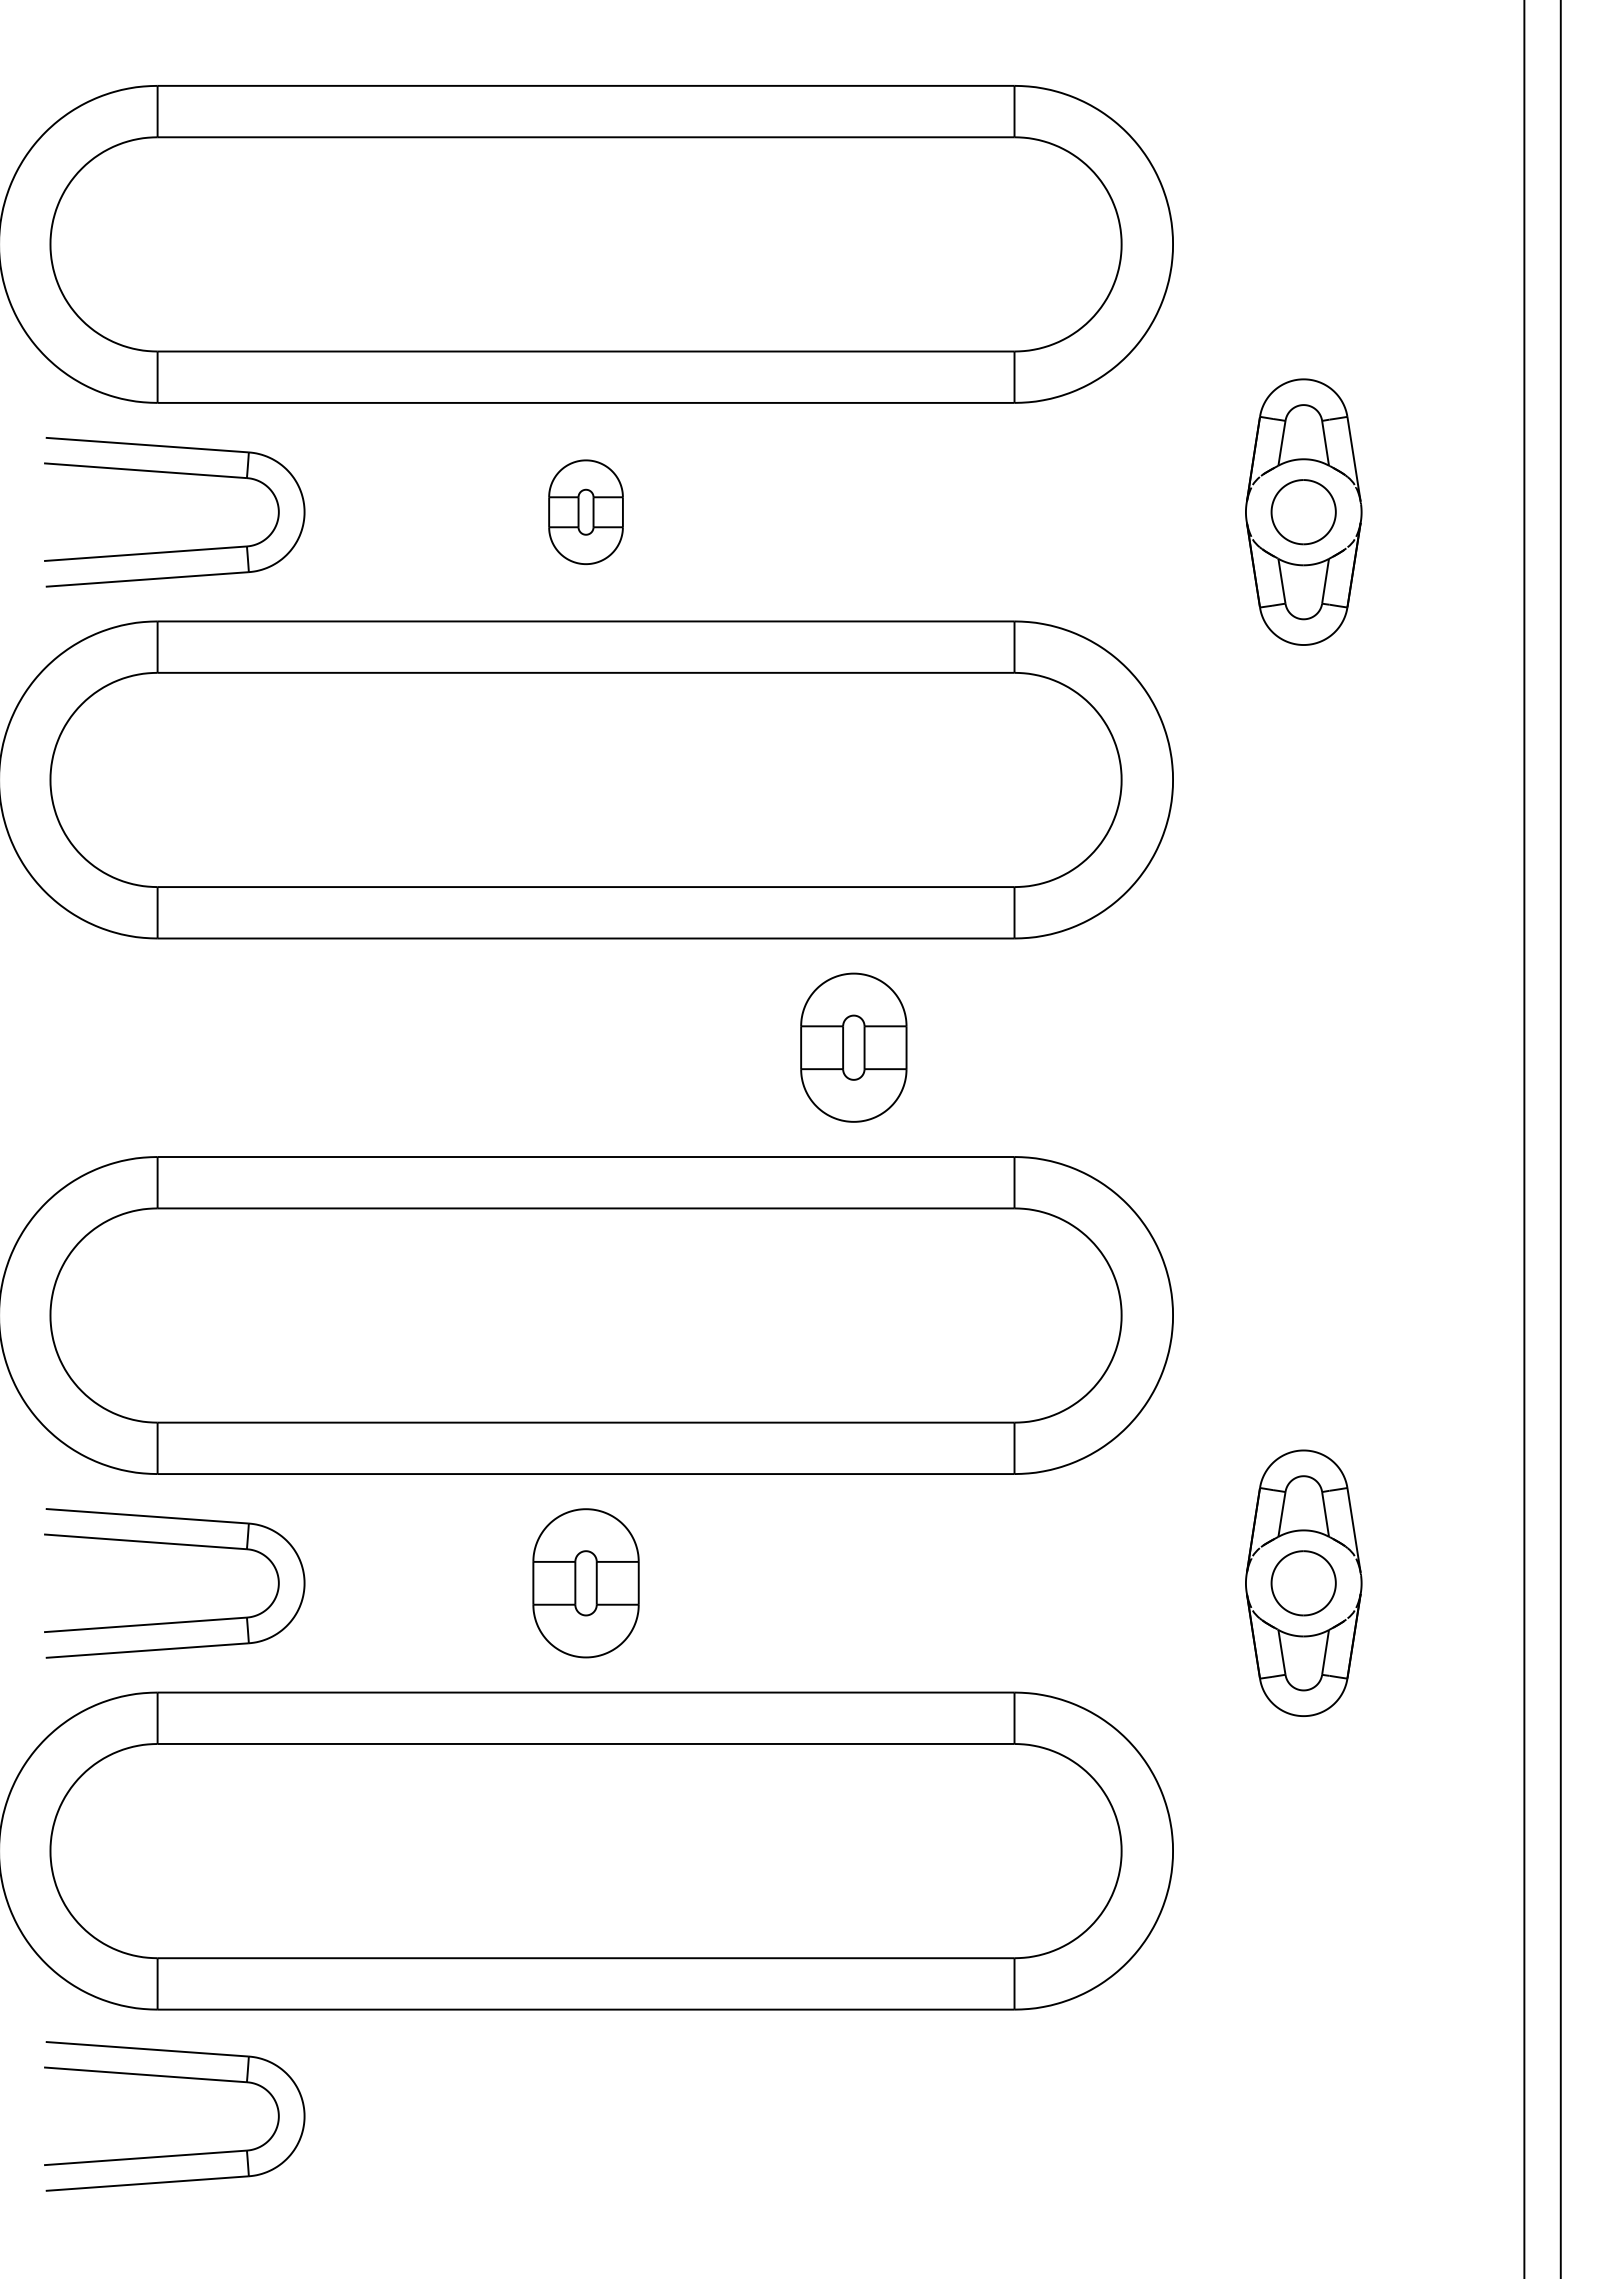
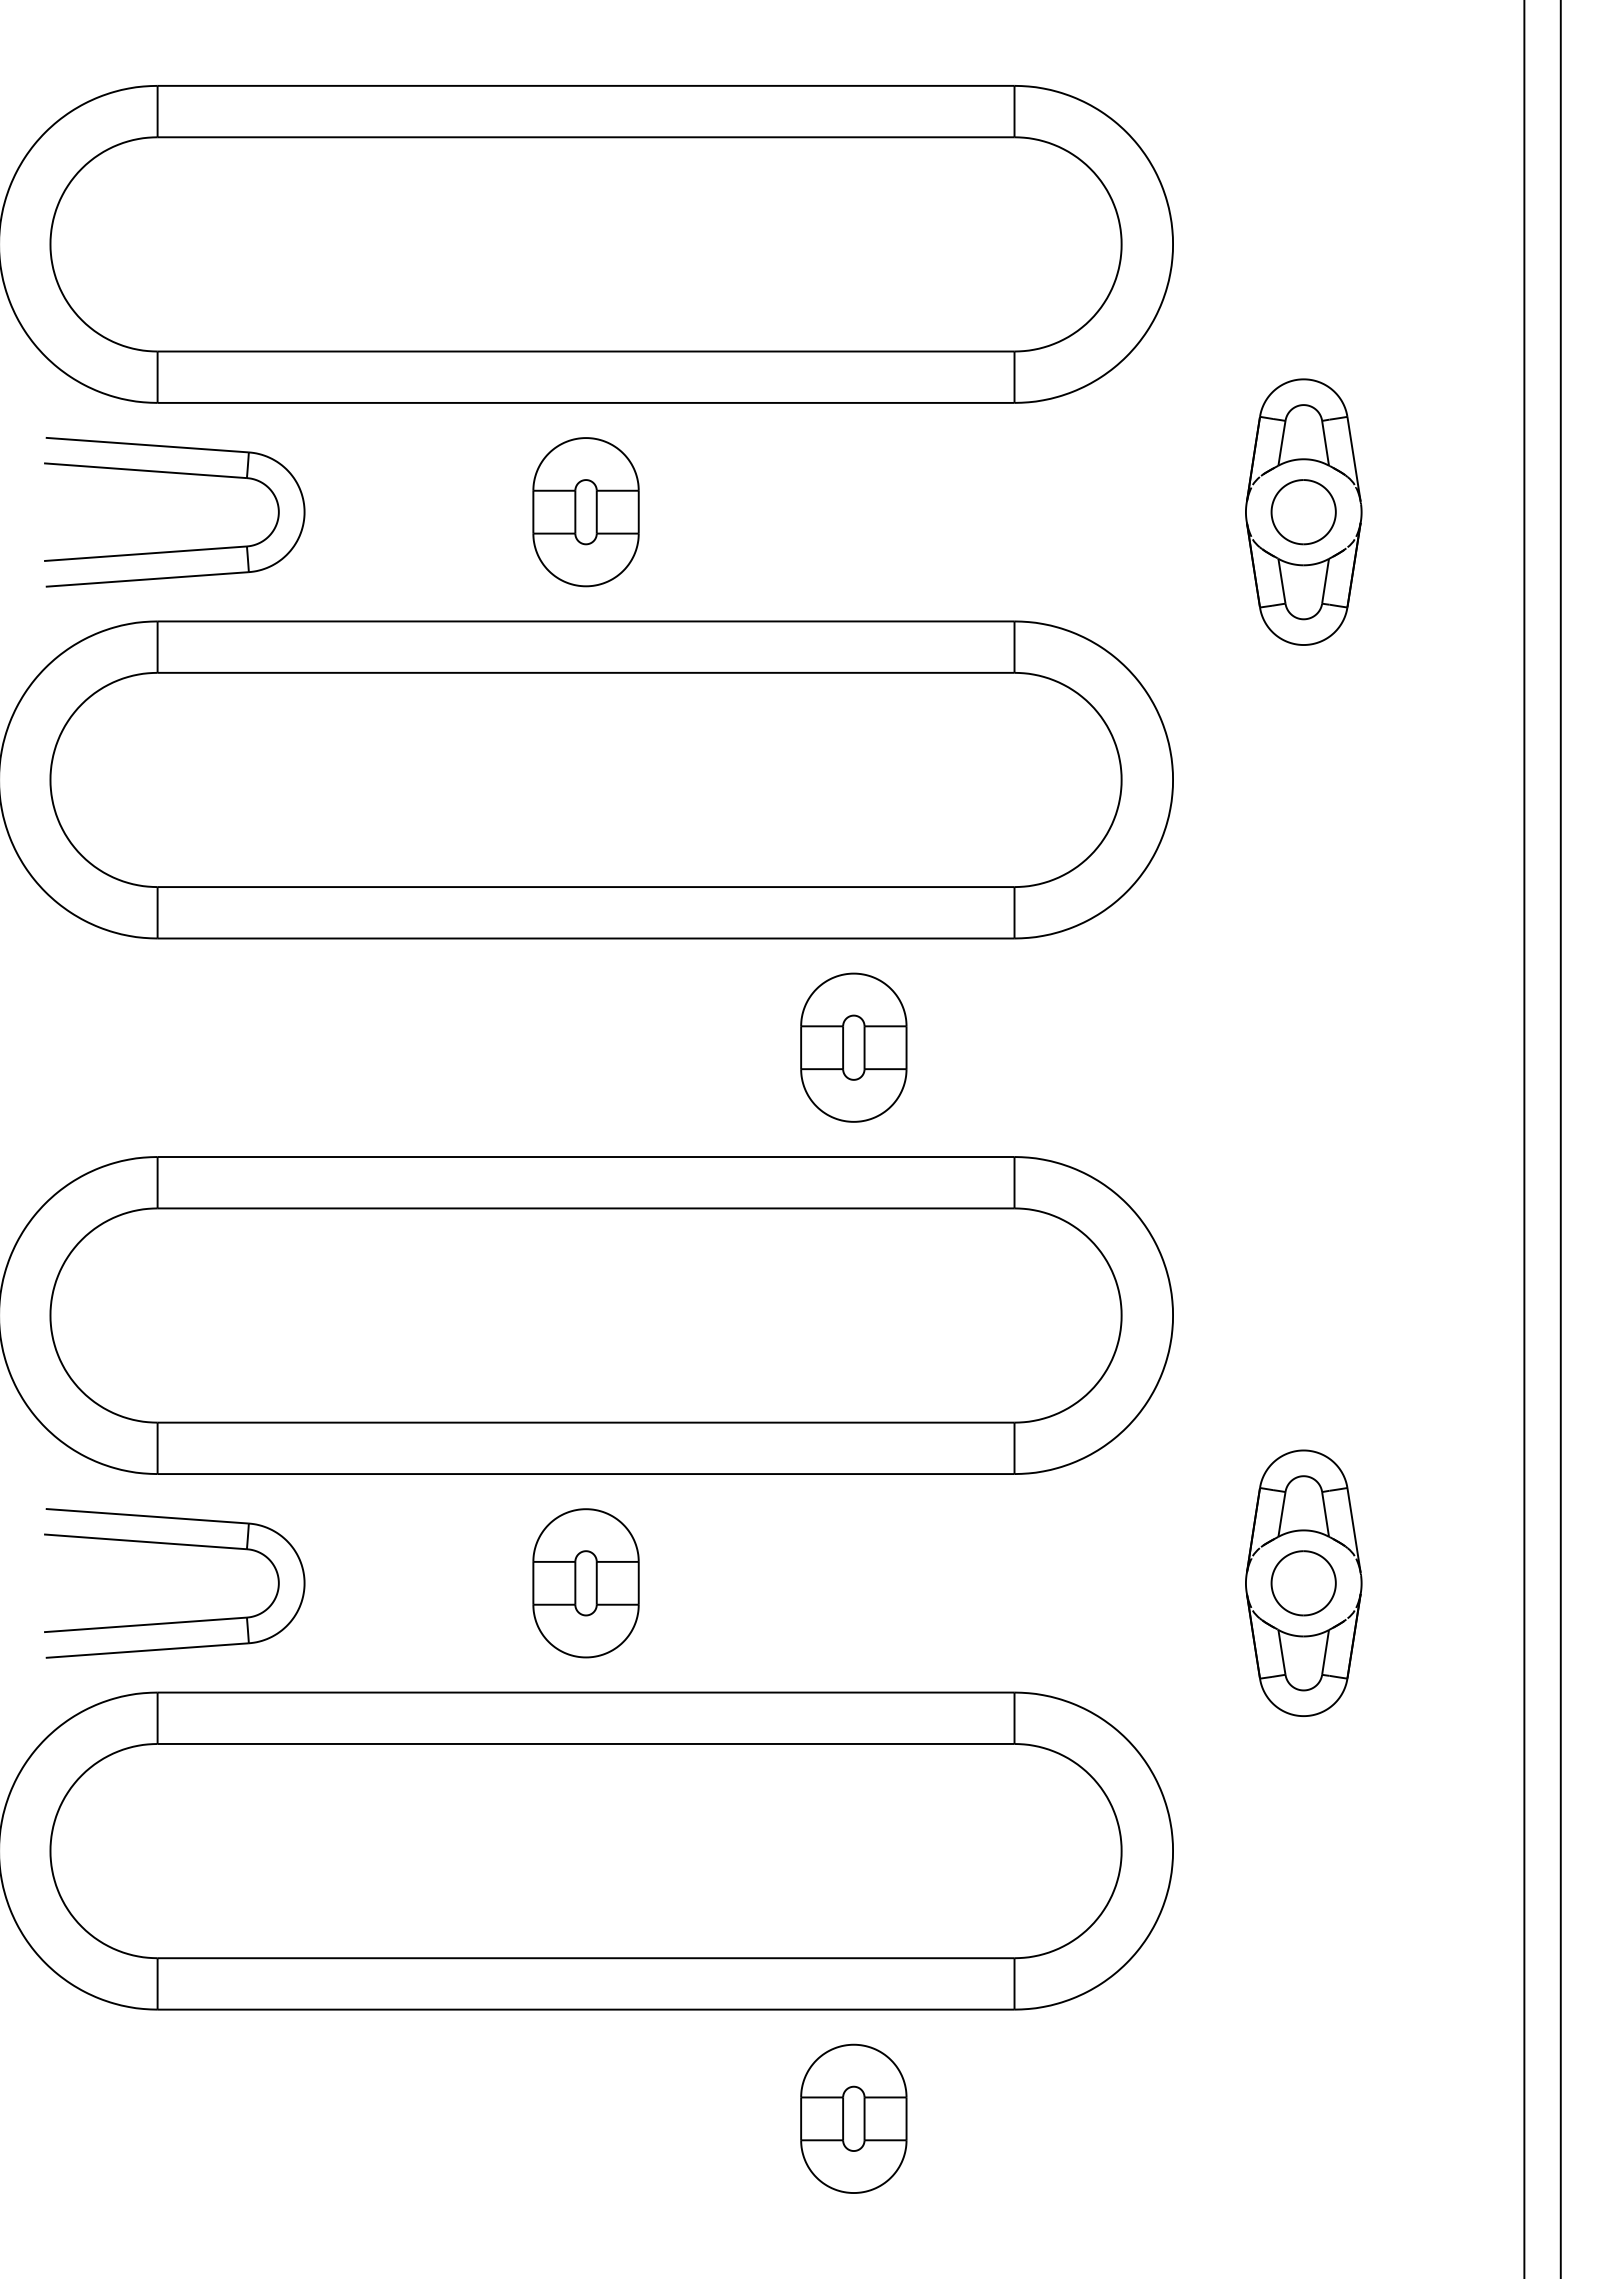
part size: 76x106 px -> 108x151 px (585, 512)
part: none -> present (853, 2118)
part: present -> none (174, 2154)
